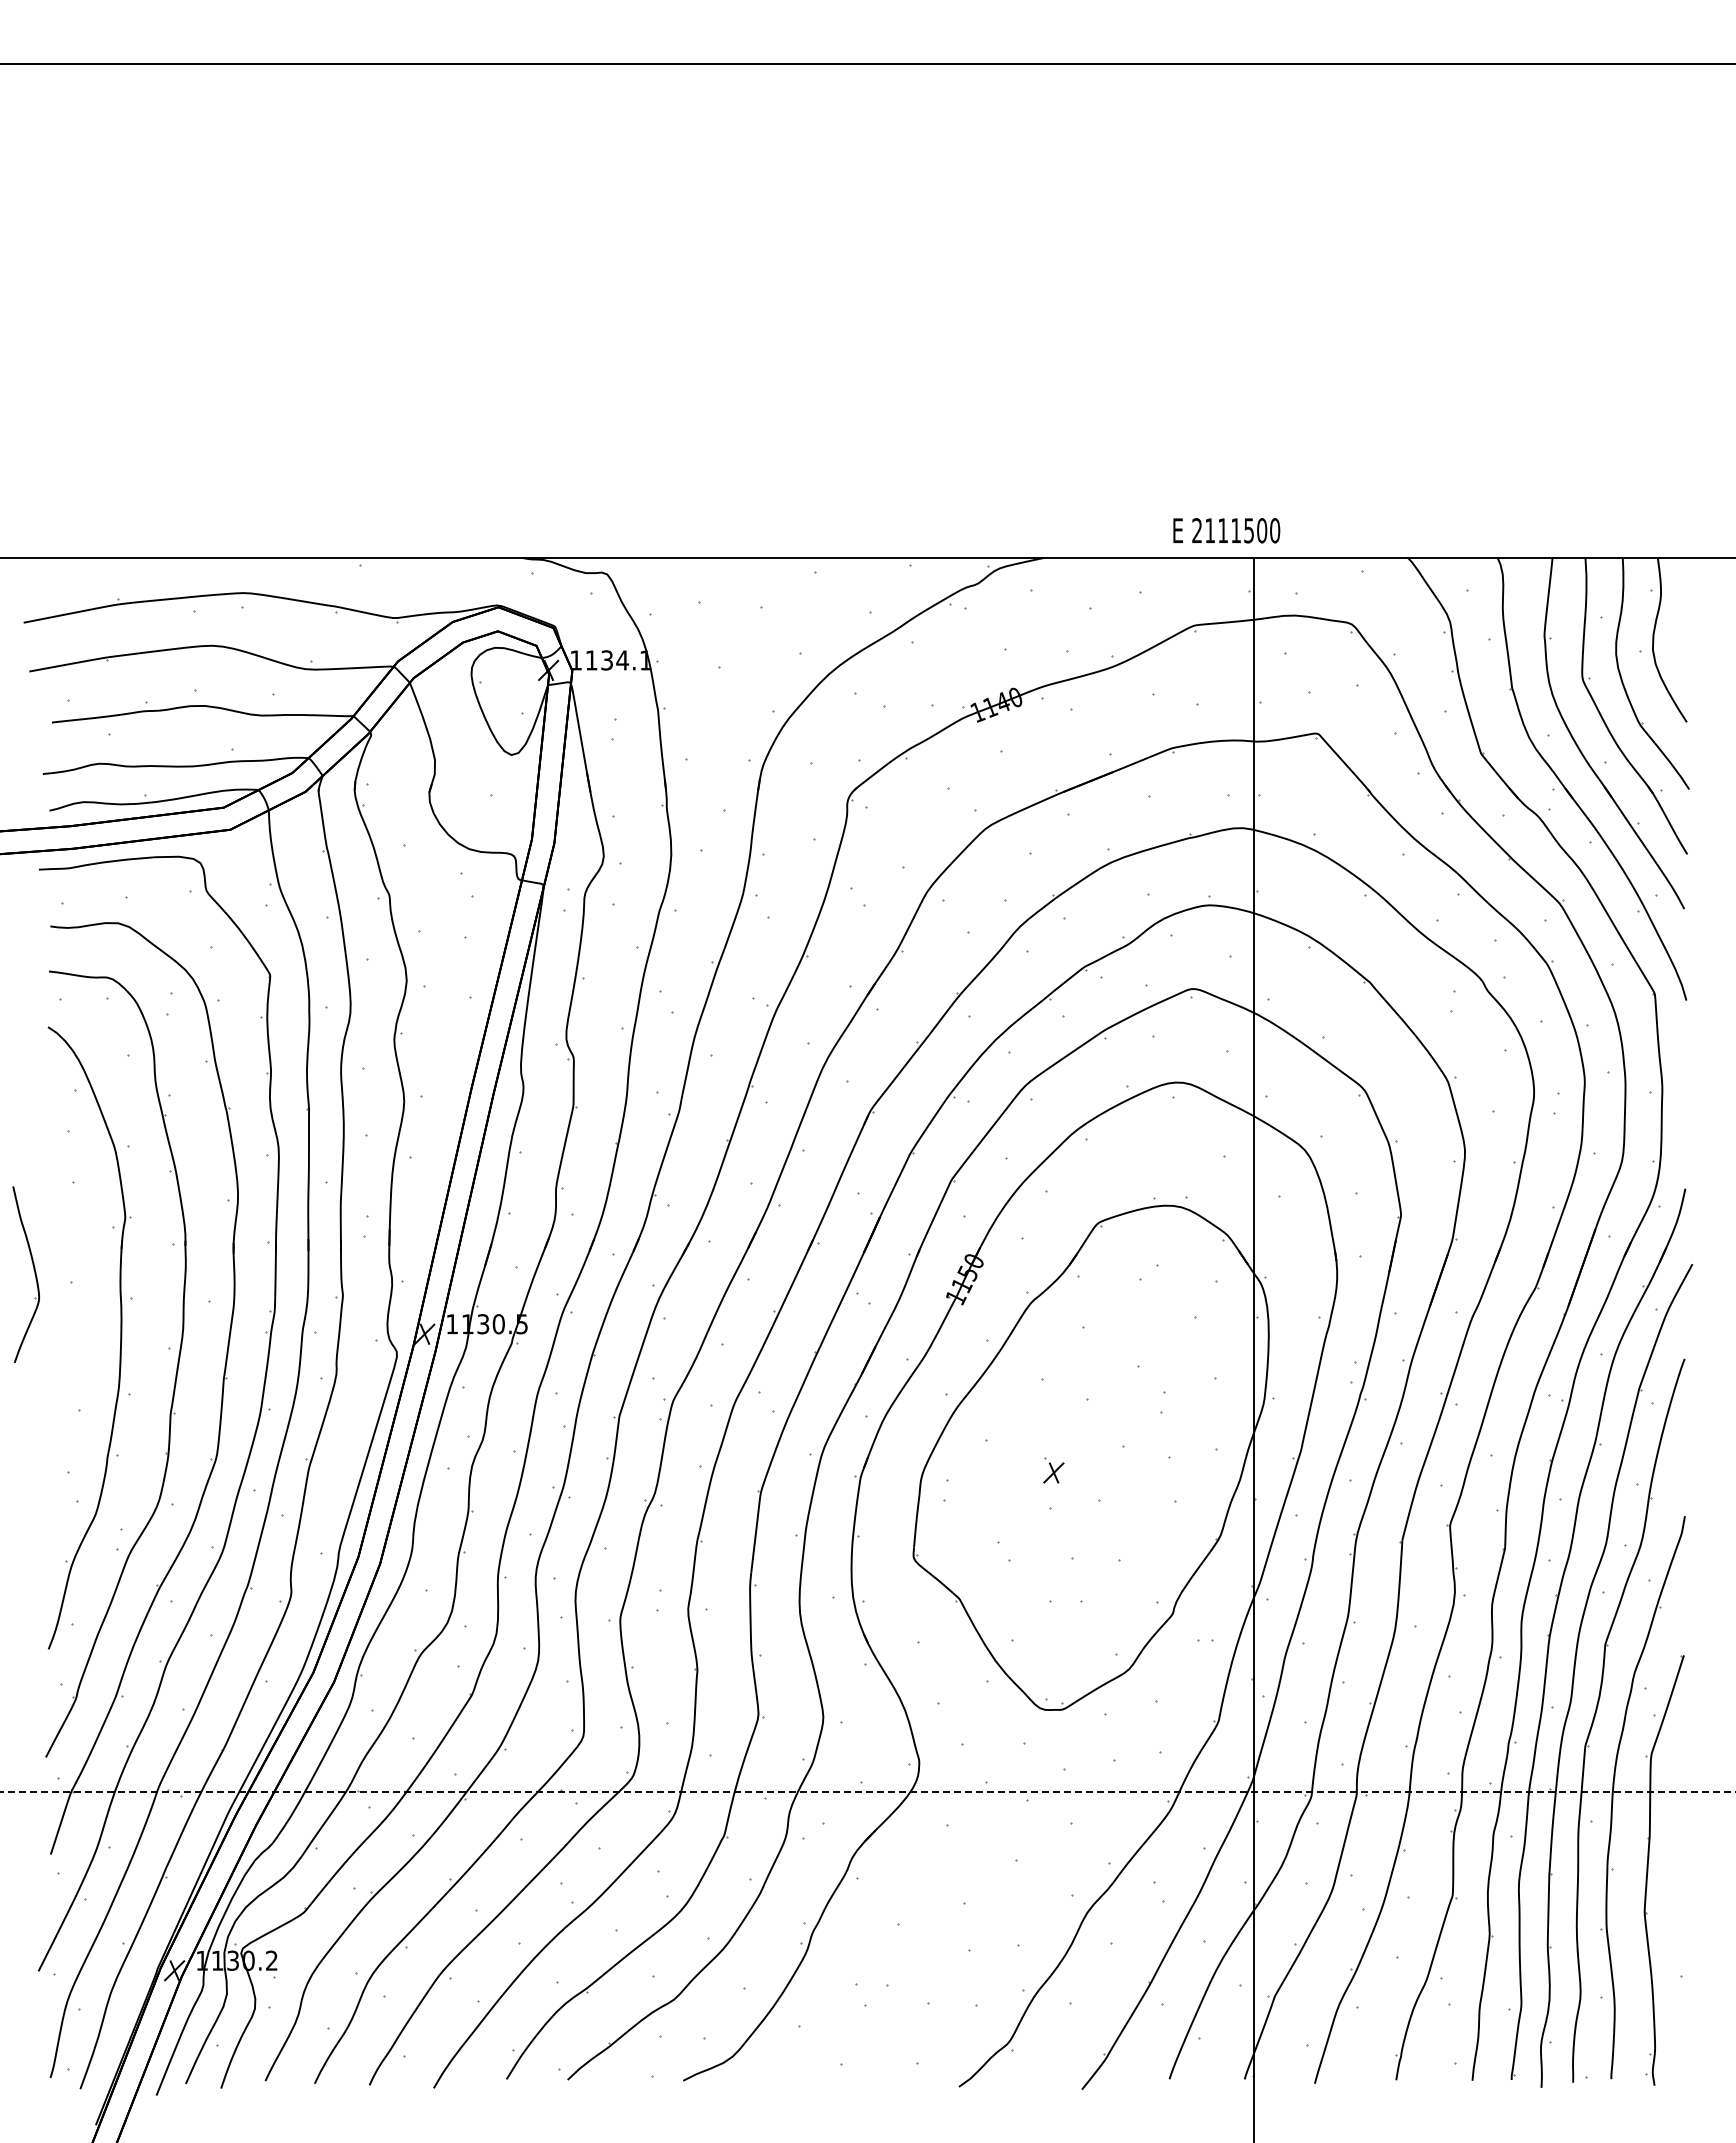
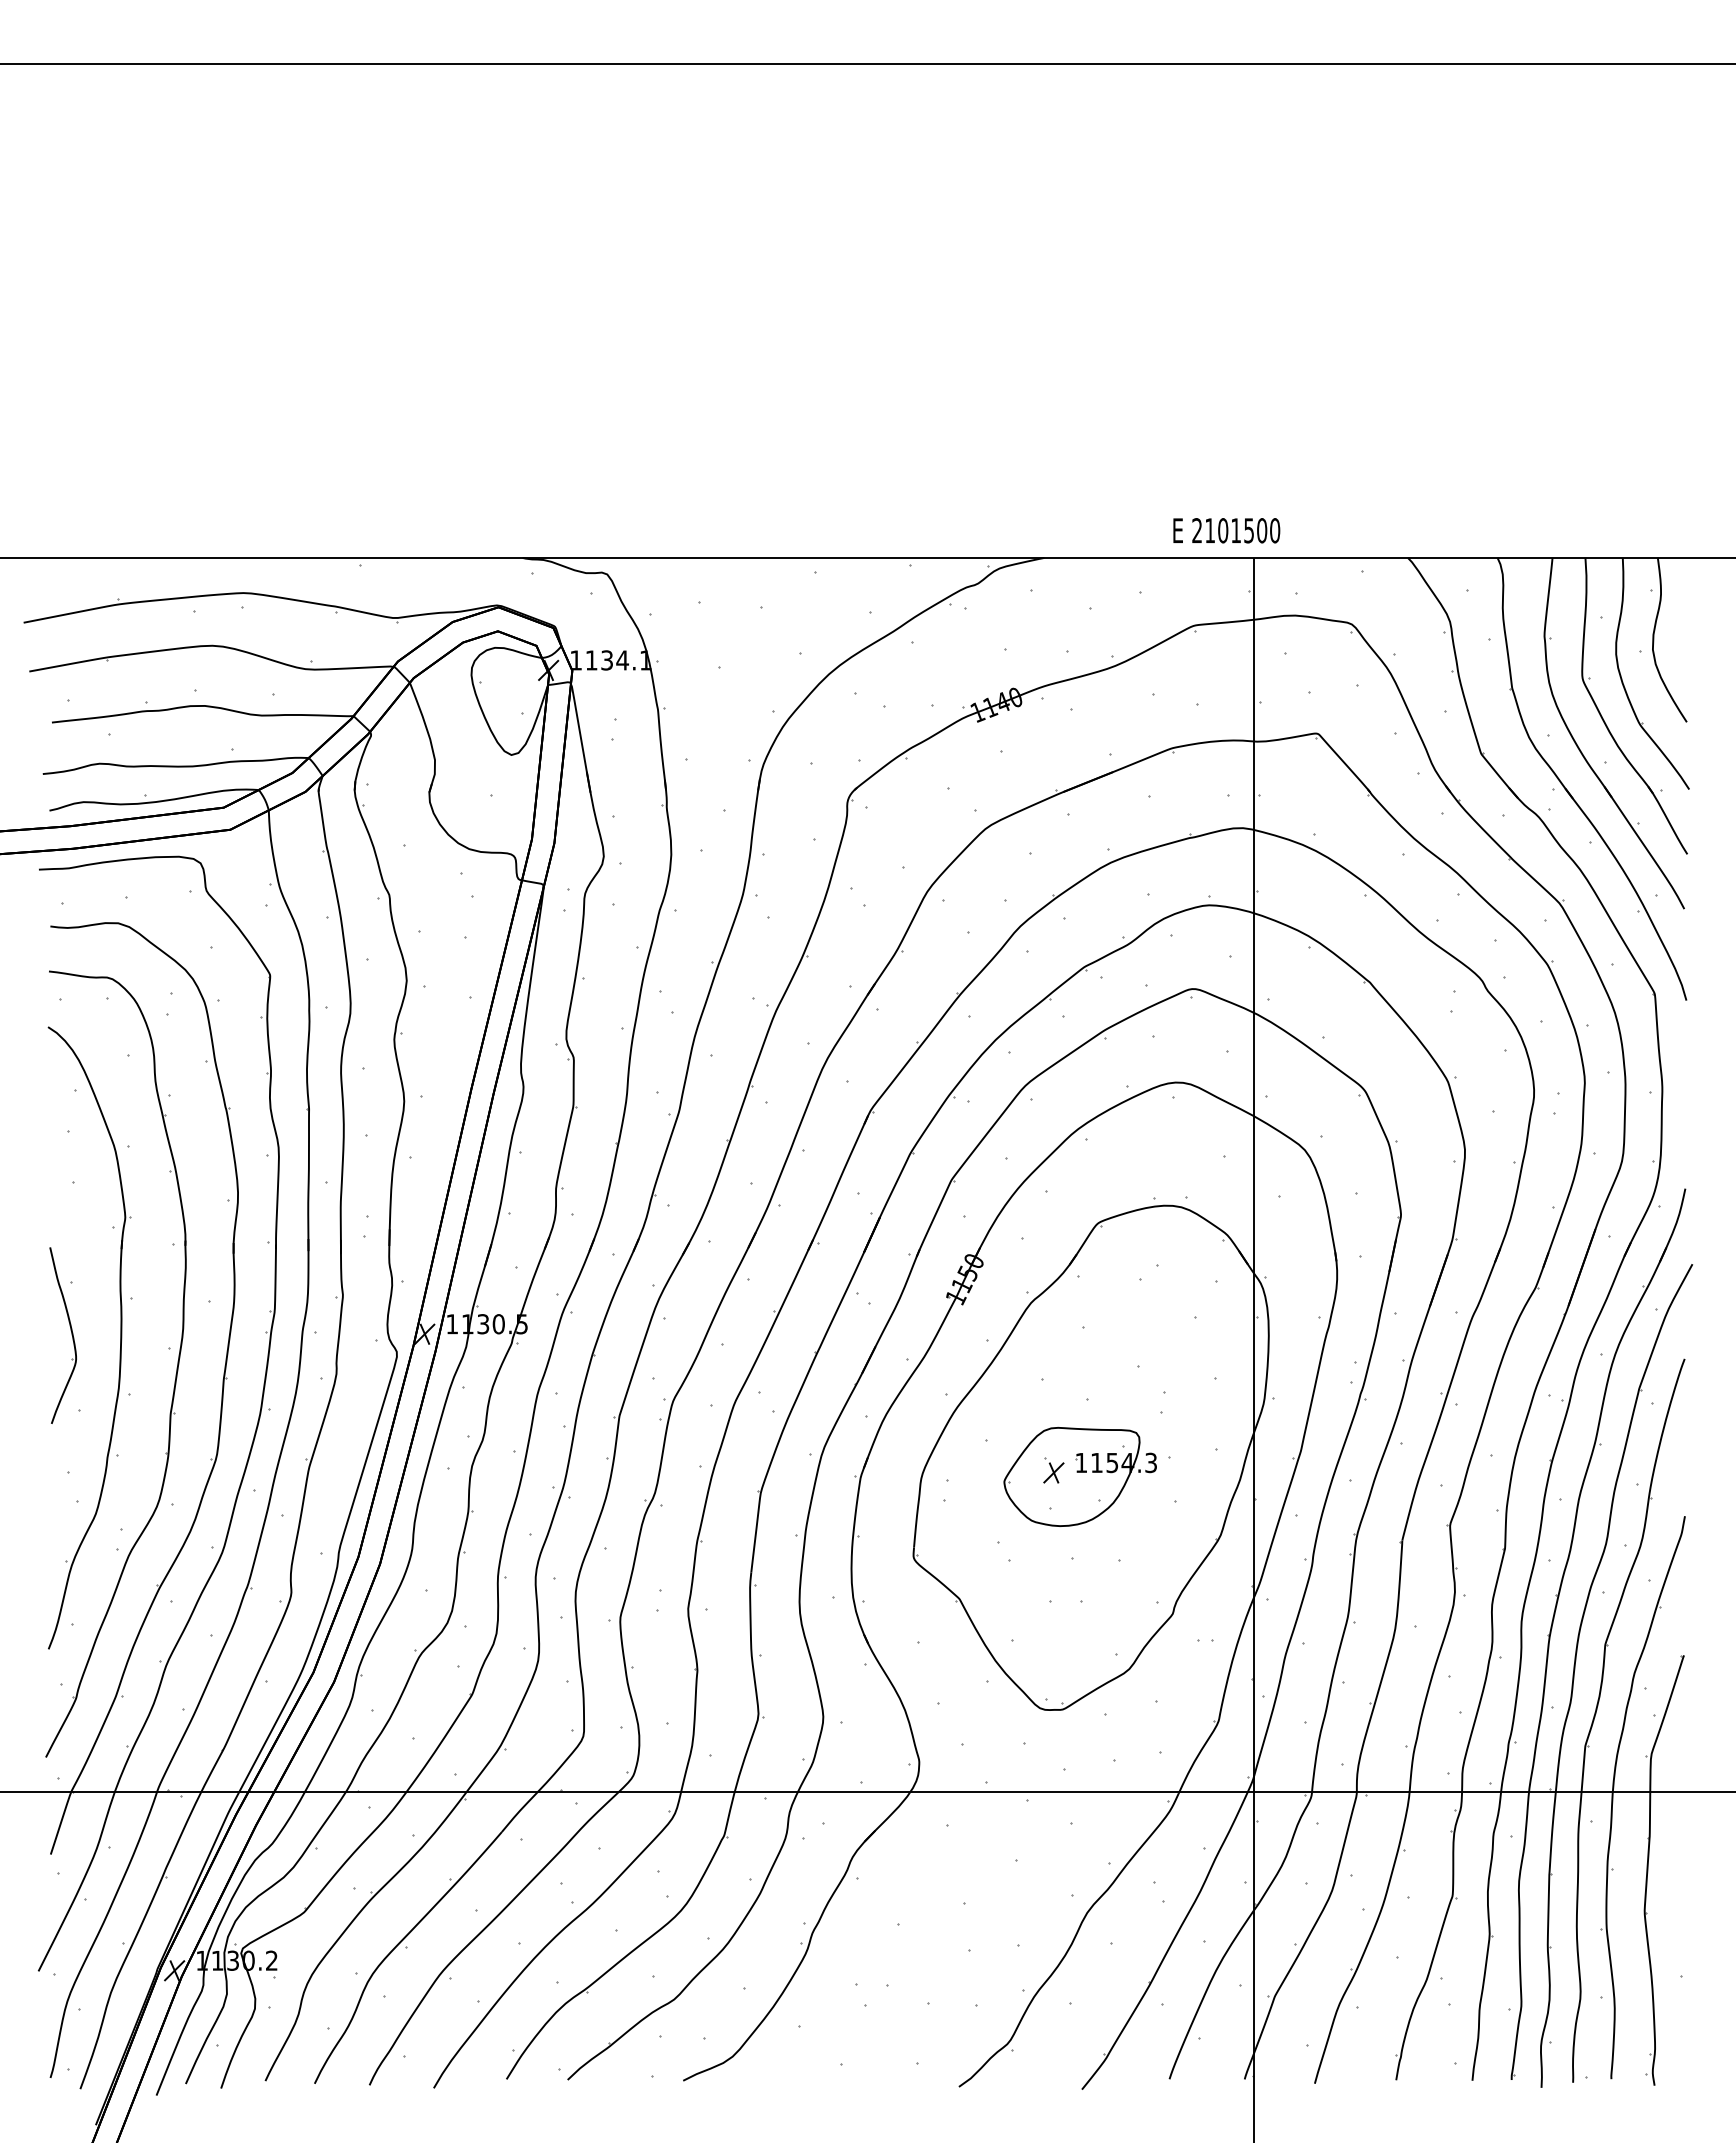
text: 2111500 -> 2101500 (1223, 530)
part position: (34, 1274) -> (71, 1335) (71, 1335)
part: none -> present (1079, 1476)
line: dashed -> solid (867, 1791)
